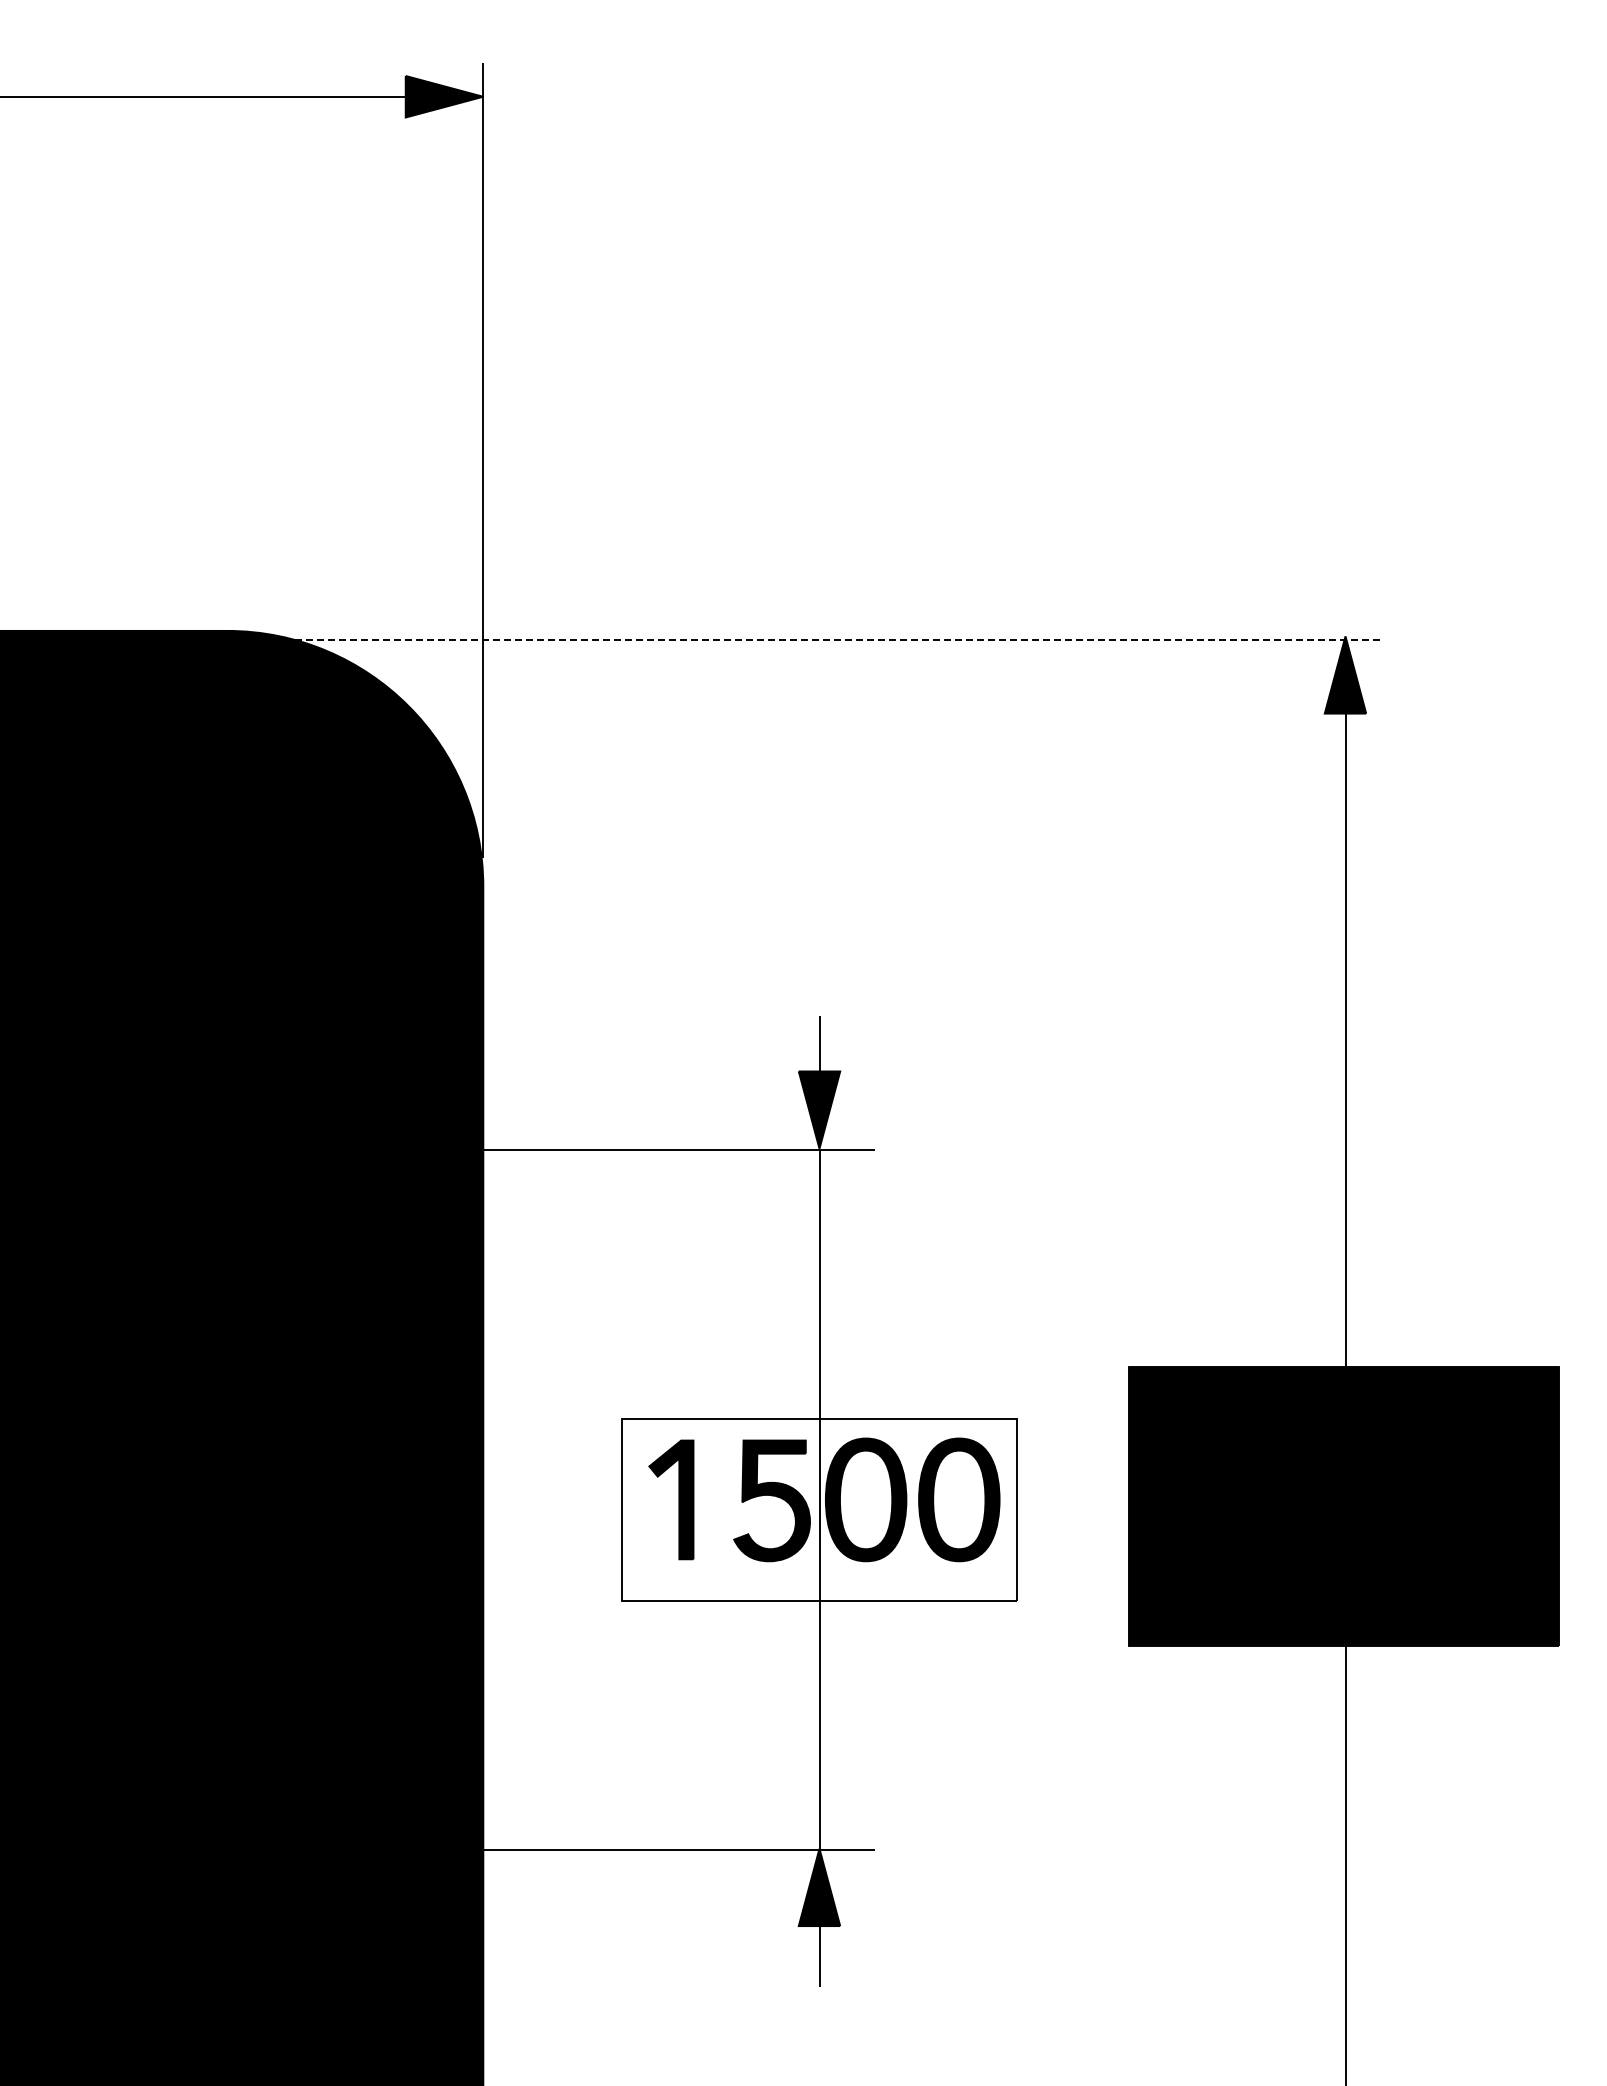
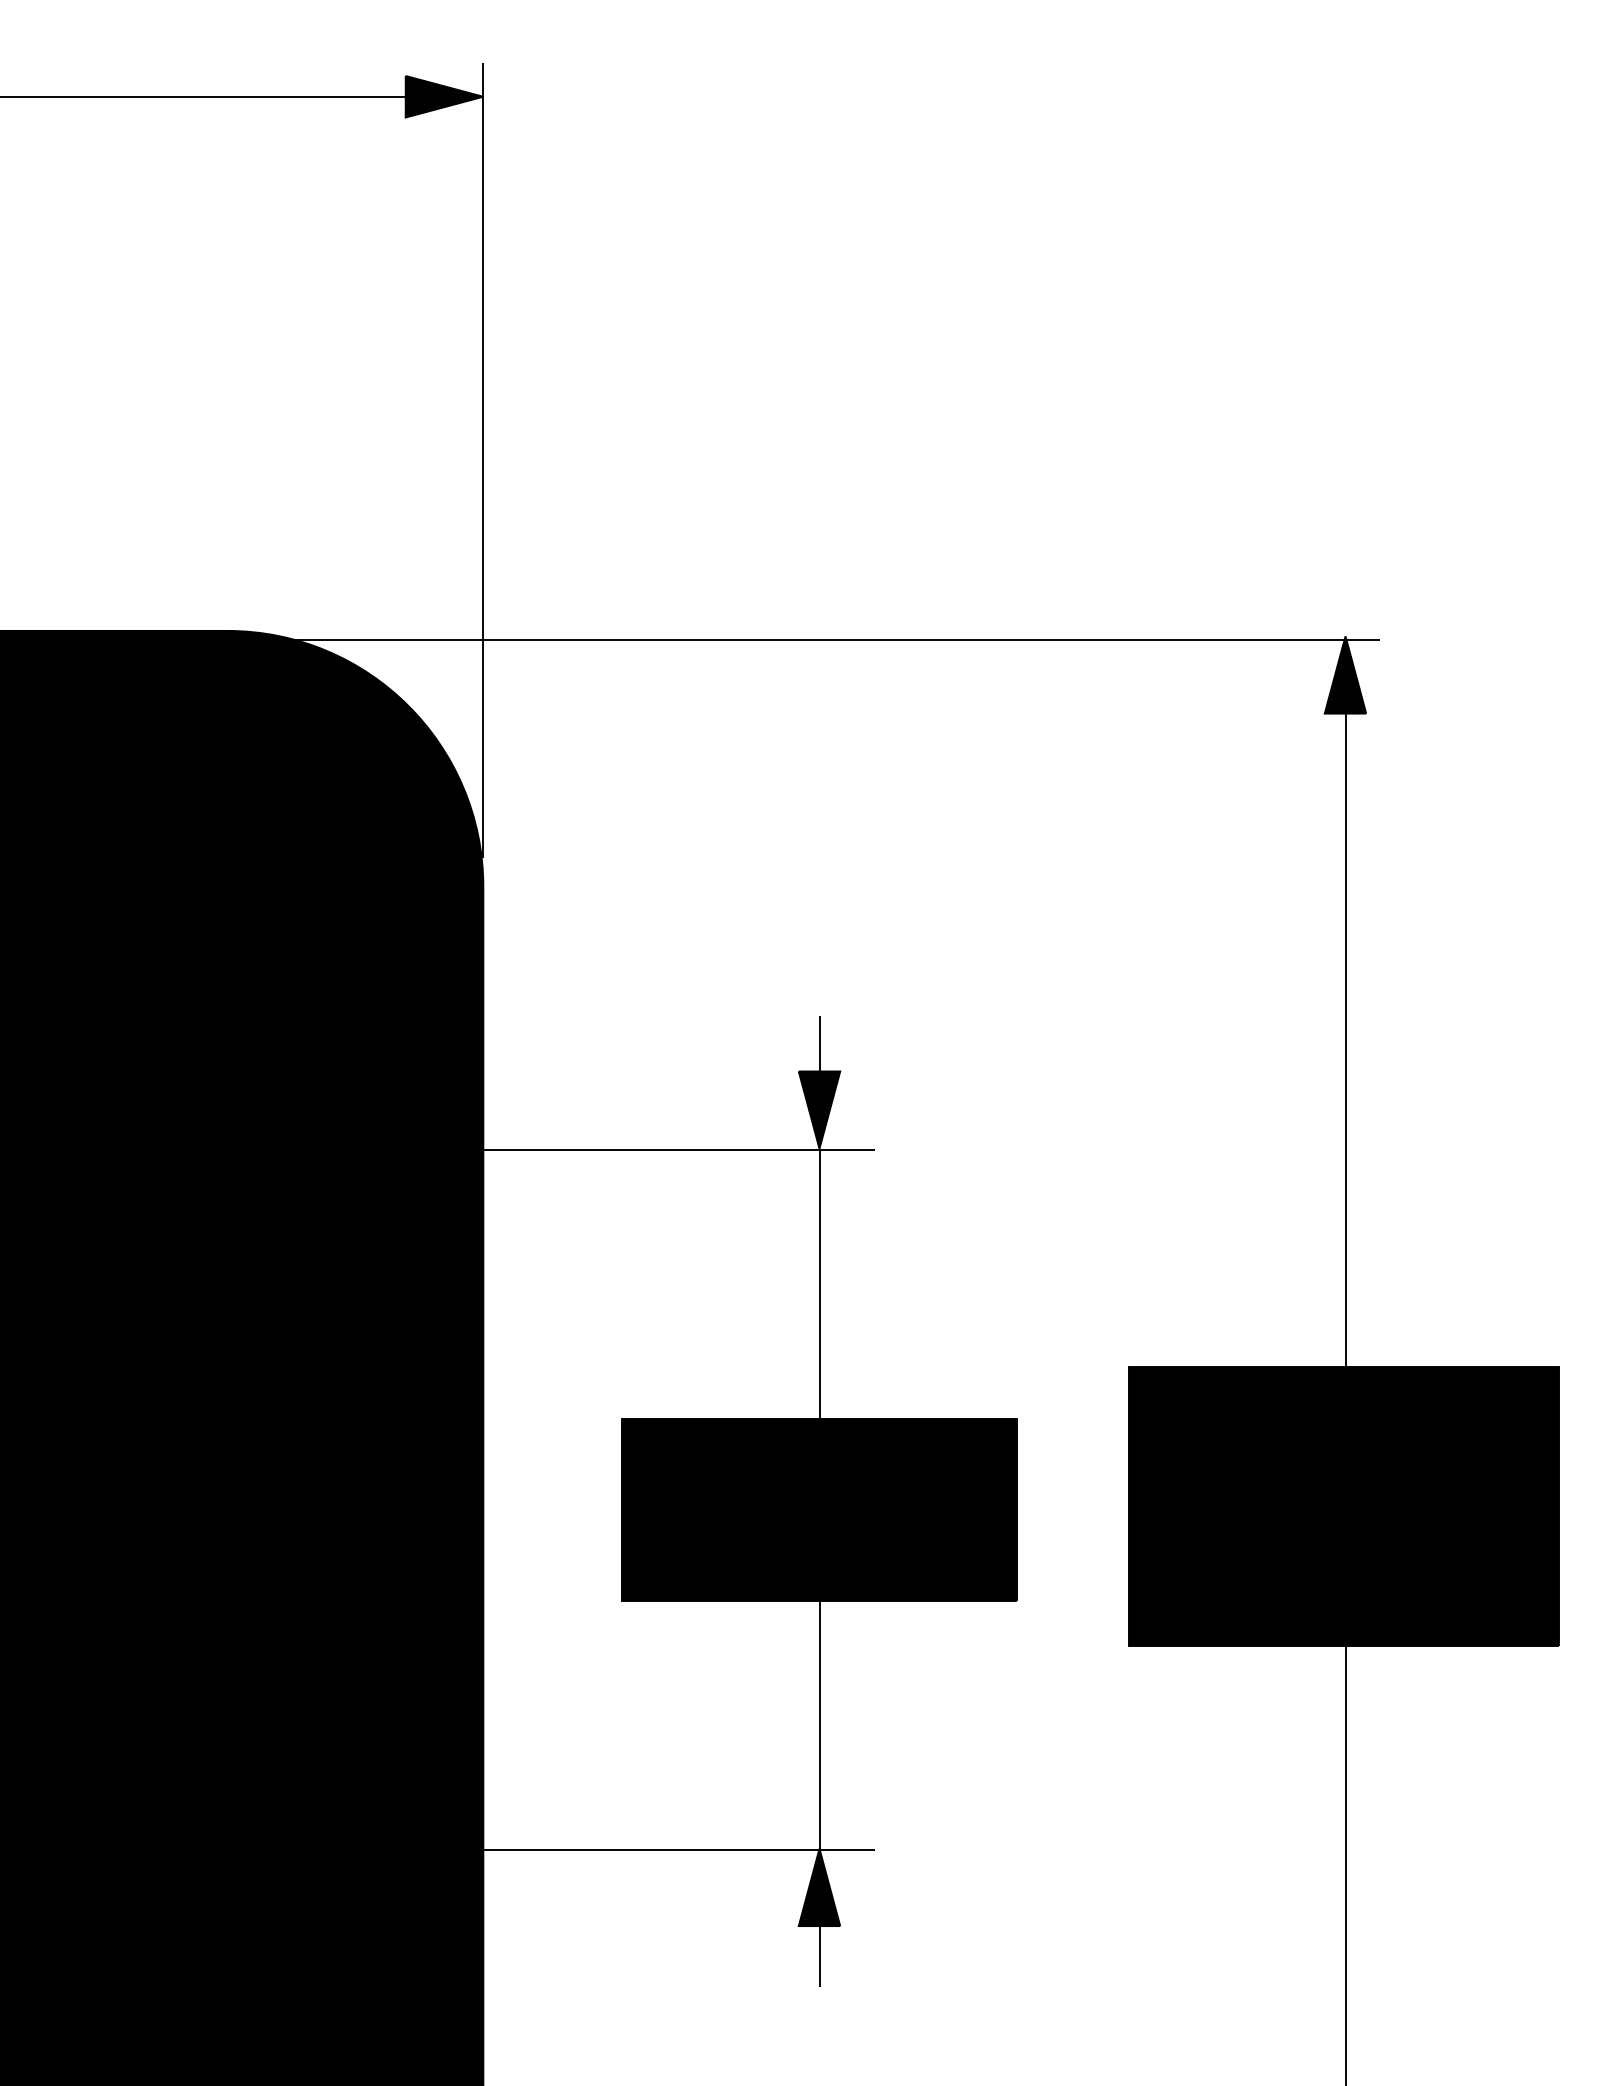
line: dashed -> solid (807, 639)
fill: none -> present (819, 1509)
